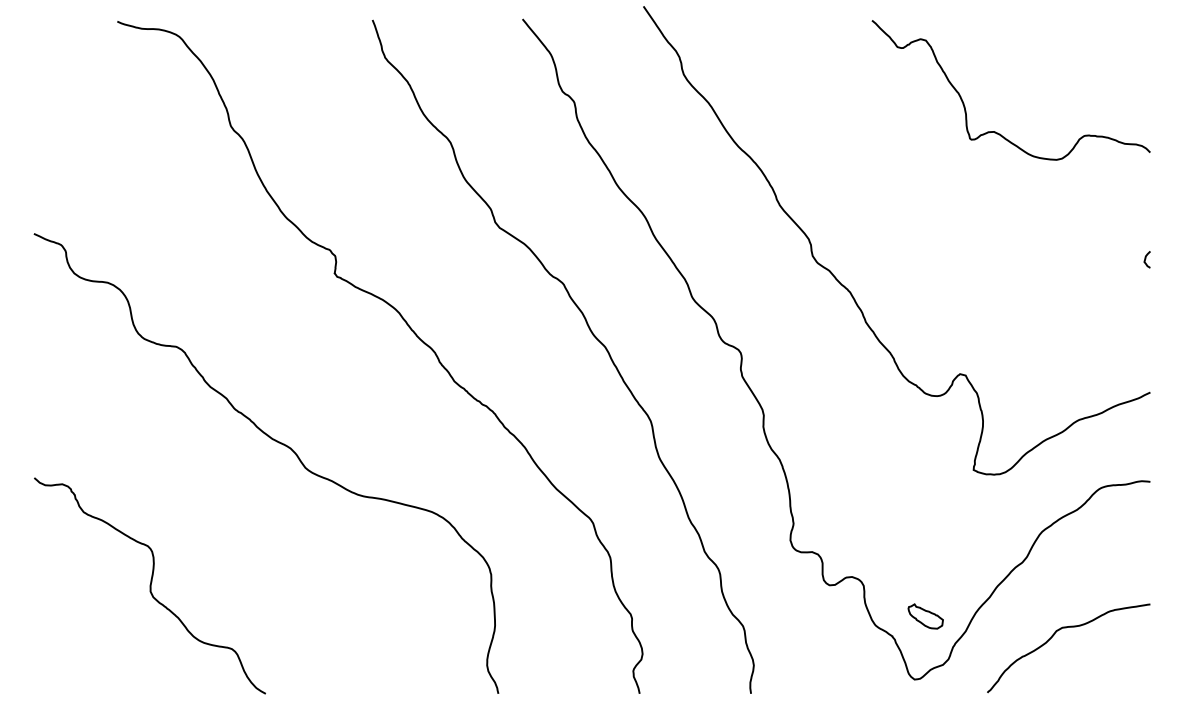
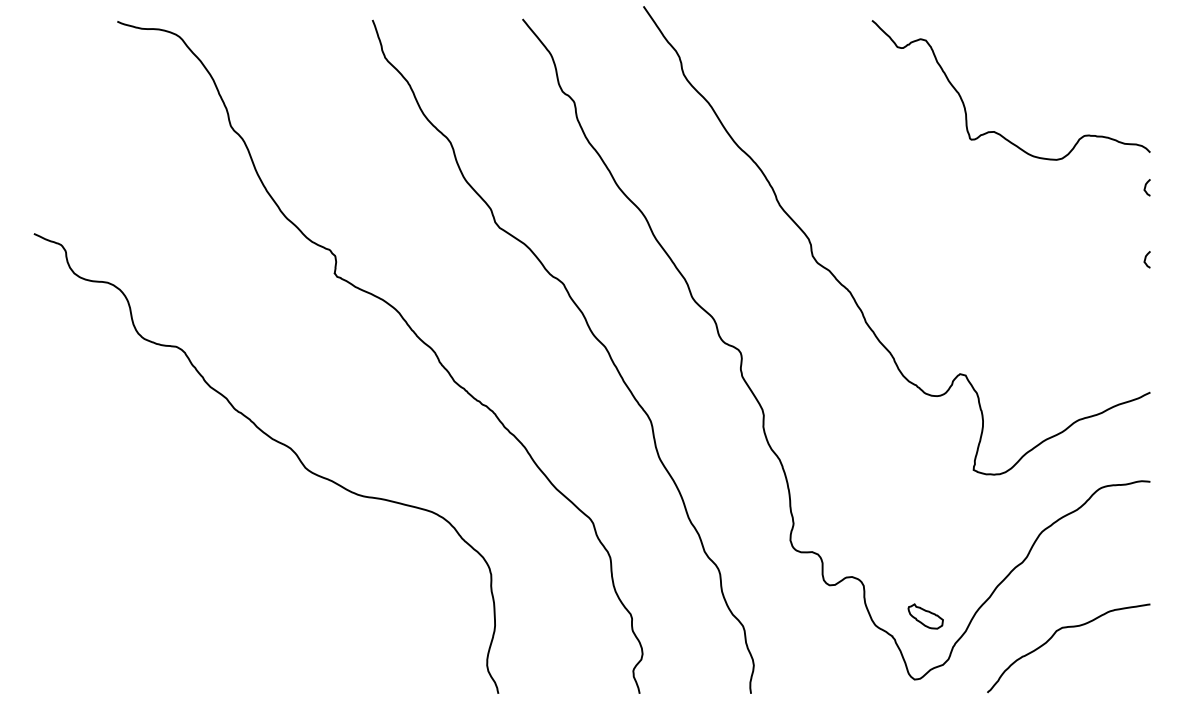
curve: none -> present (1146, 187)
curve: present -> none (149, 585)
